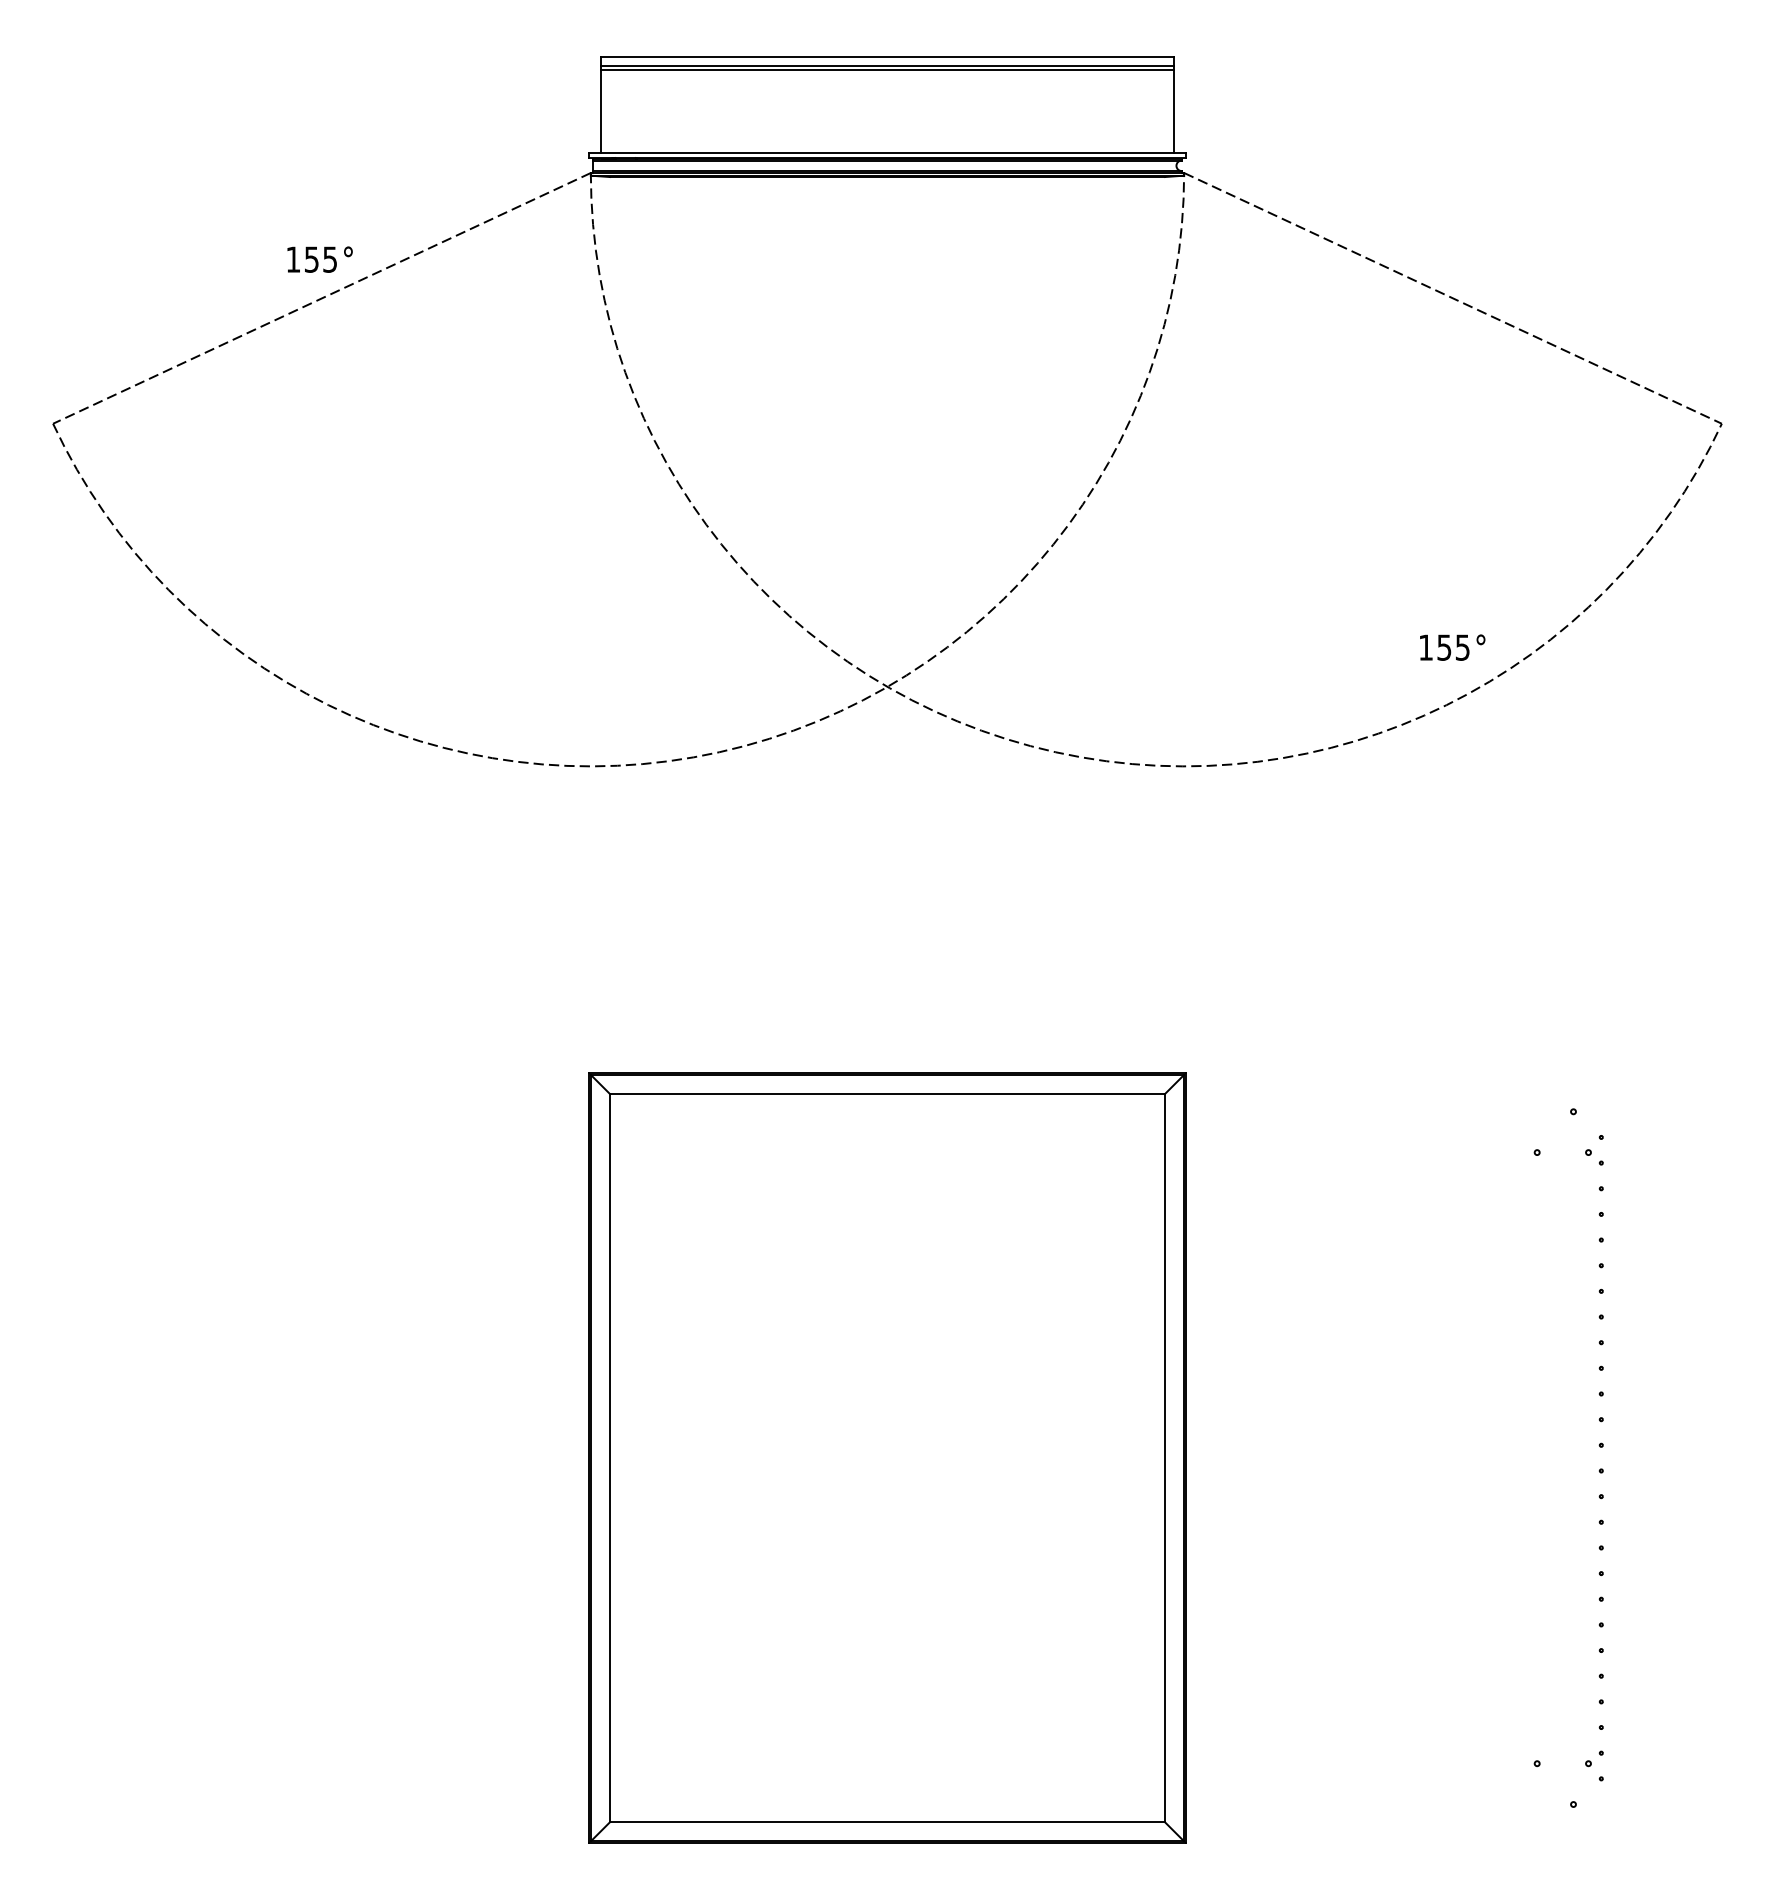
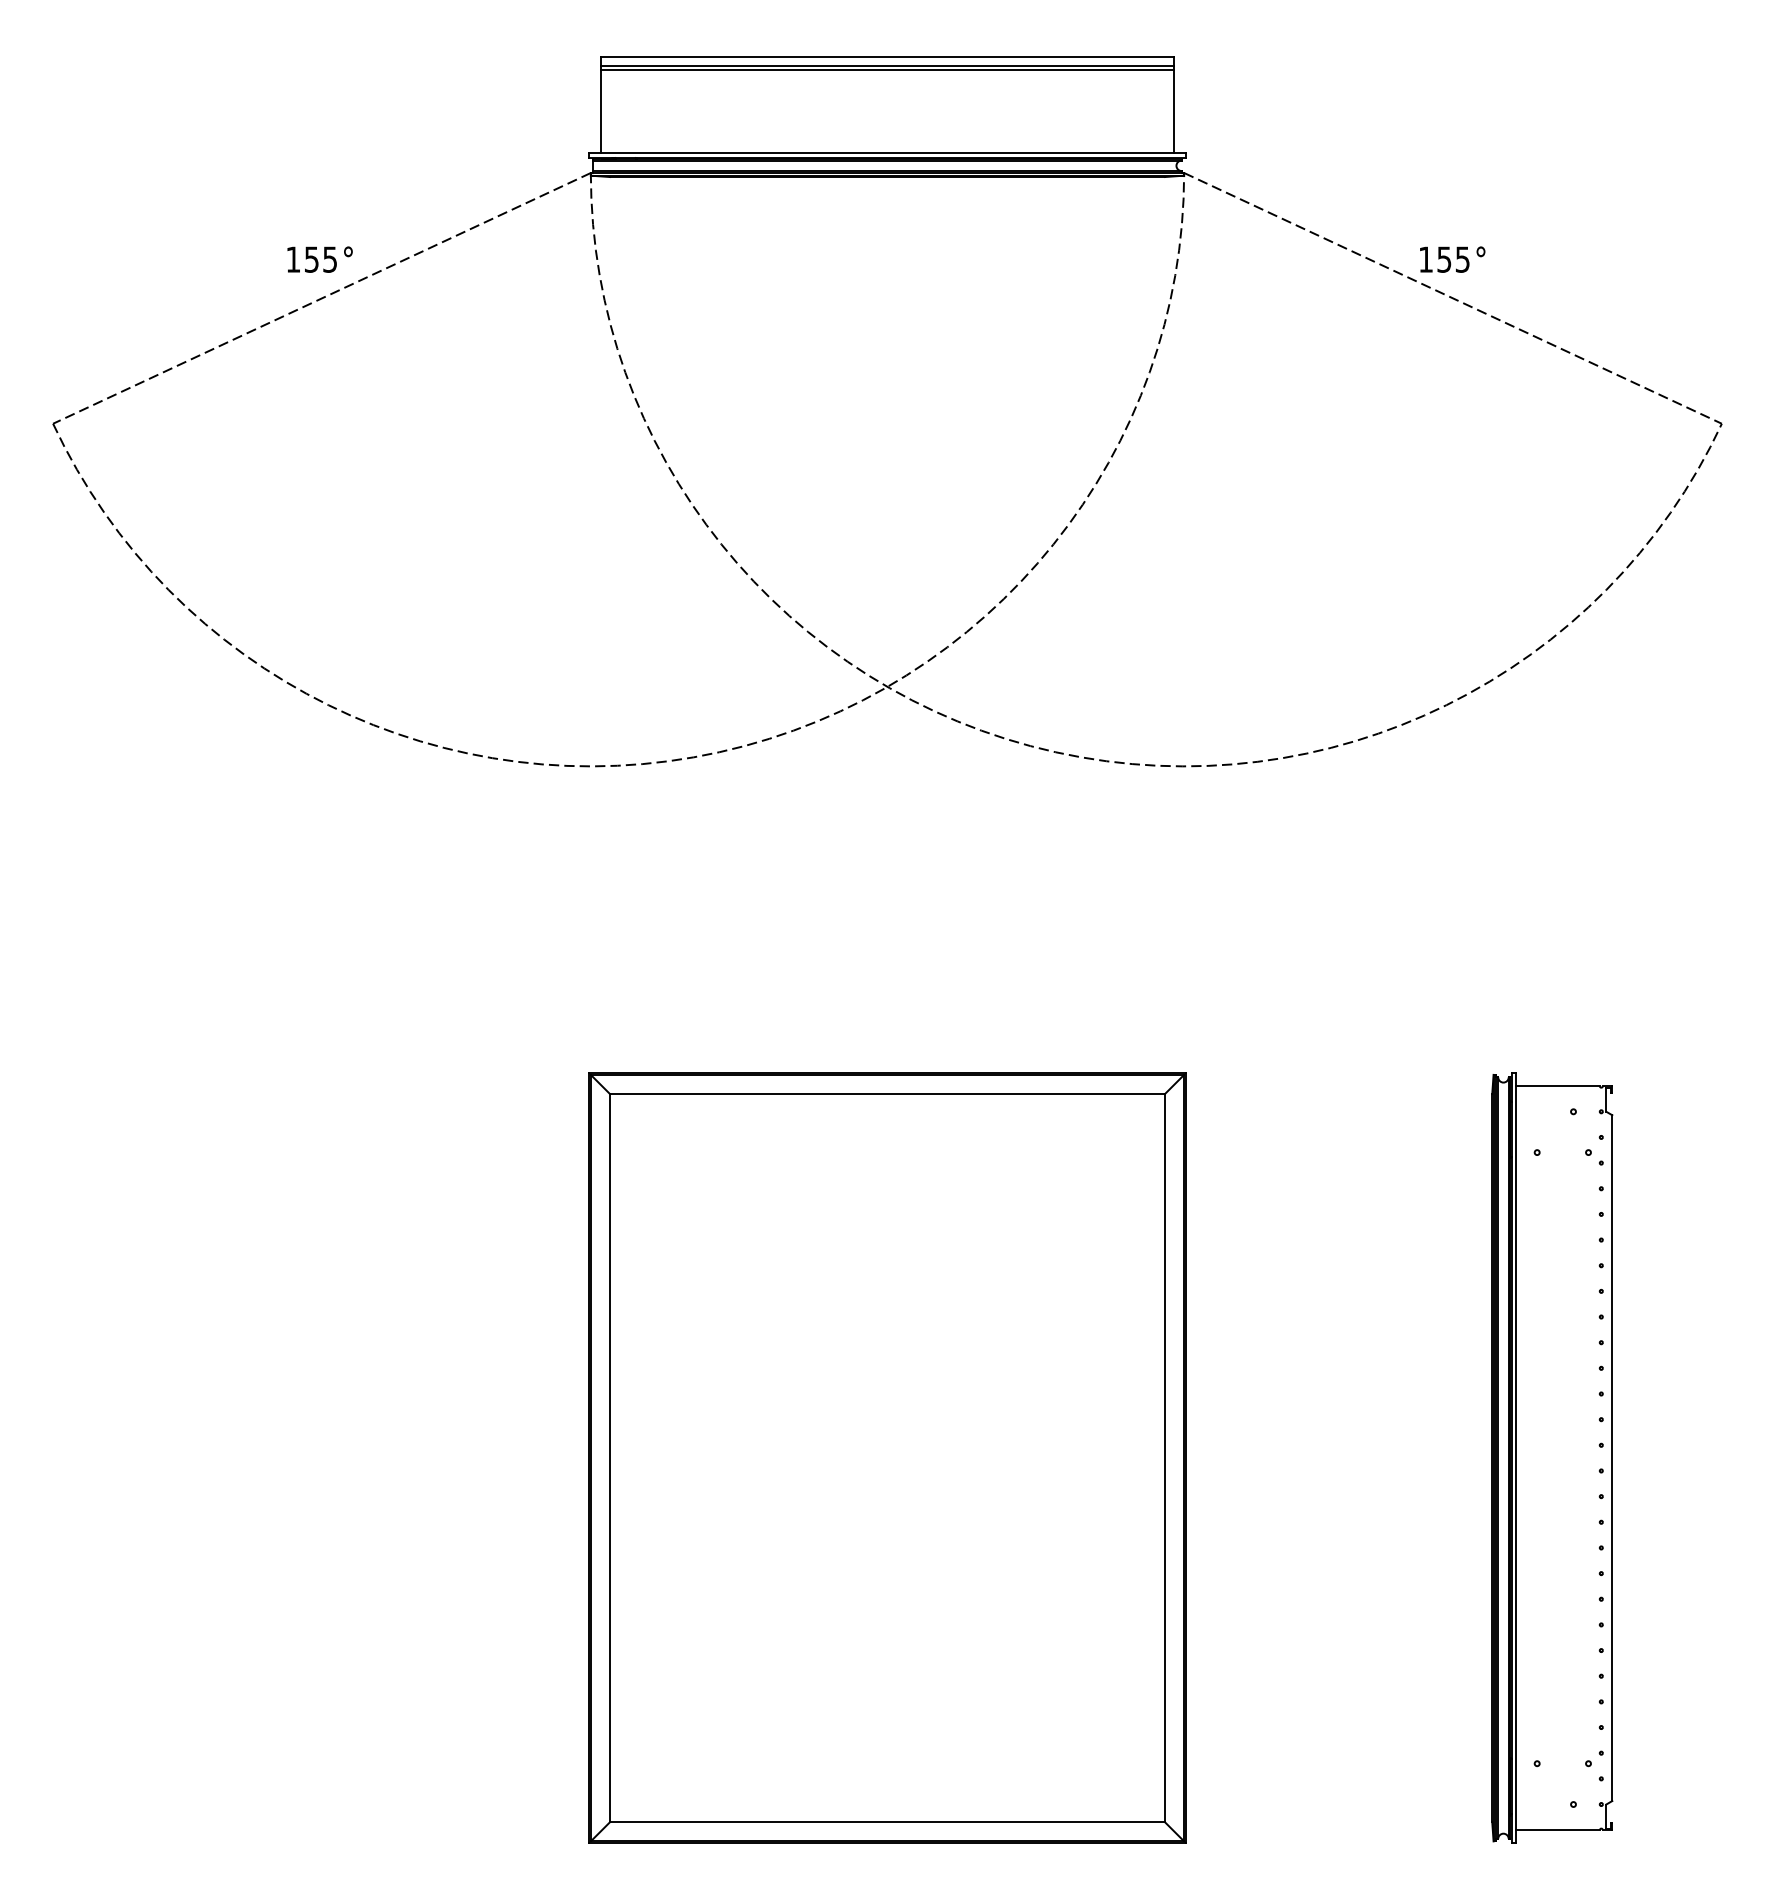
text position: (1452, 647) -> (1452, 259) (1452, 259)
part: none -> present (1552, 1457)
